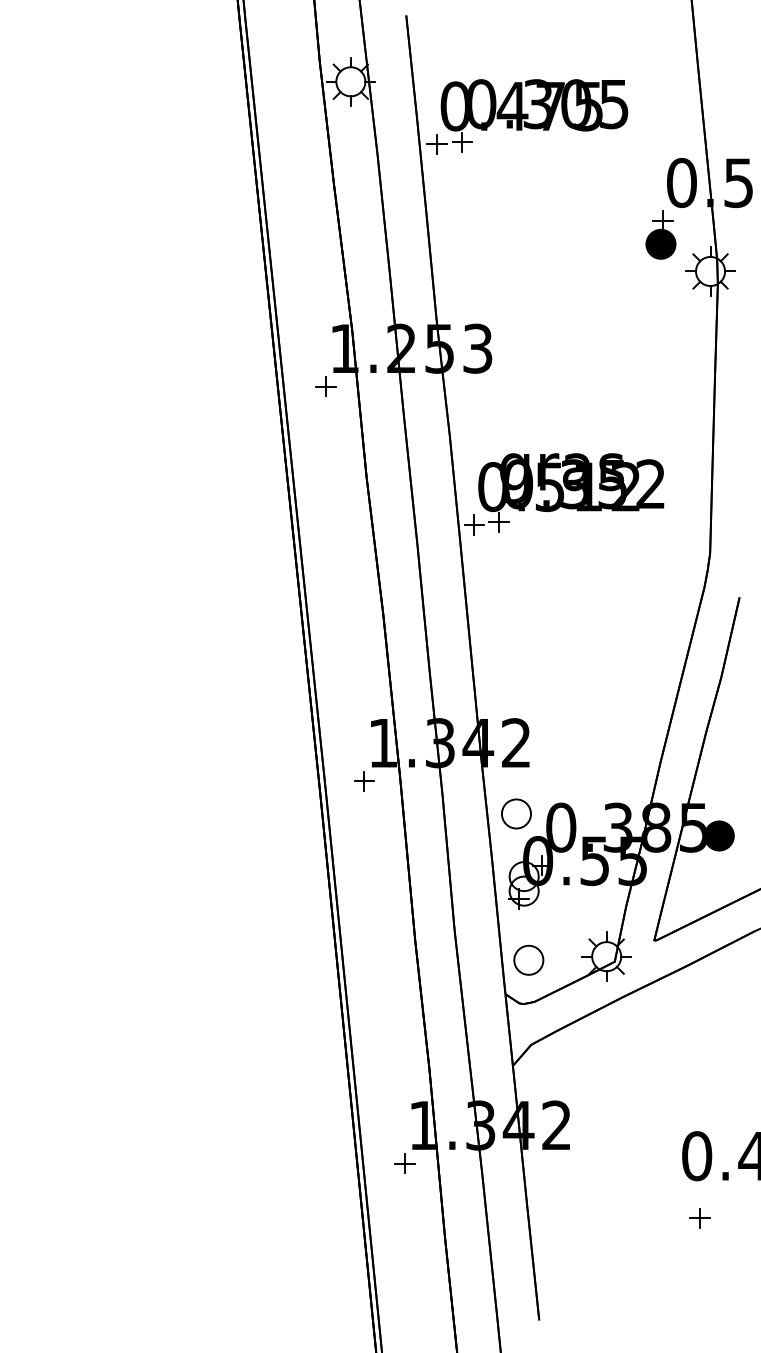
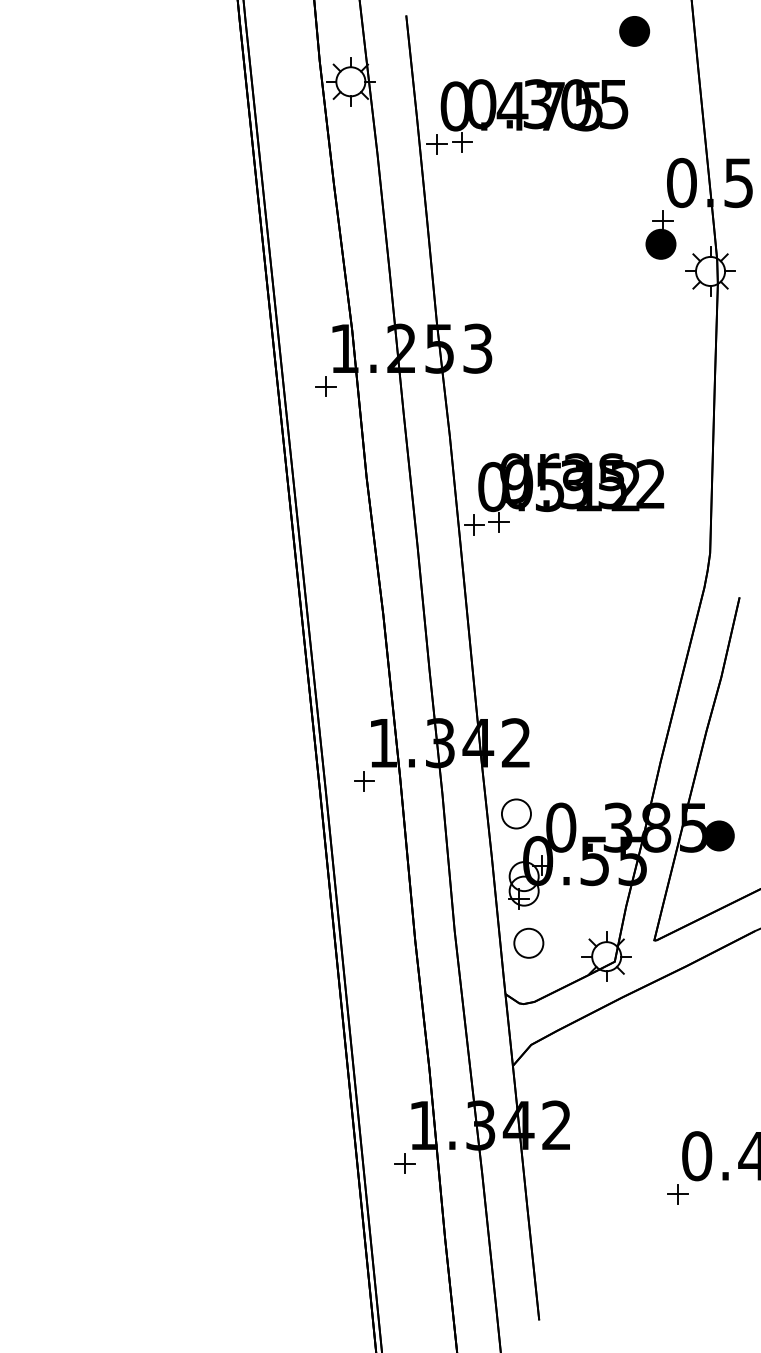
part: none -> present (634, 31)
part position: (528, 959) -> (528, 942) (528, 942)
part position: (699, 1218) -> (677, 1194) (677, 1194)
